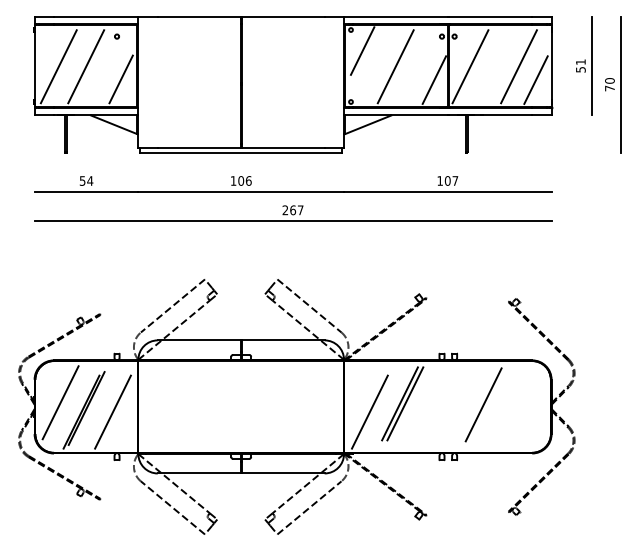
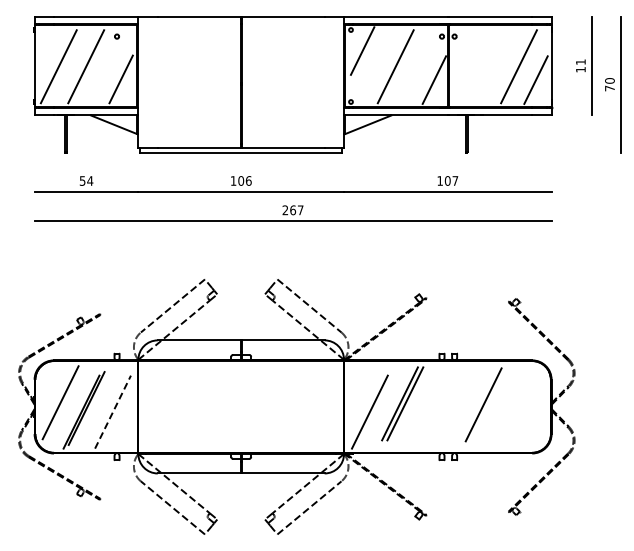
line: present -> none (470, 66)
text: 51 -> 11 (580, 69)
line: solid -> dashed (113, 412)
